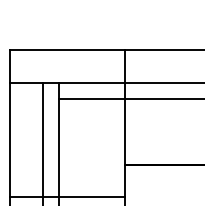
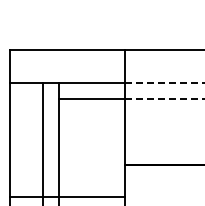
line: solid -> dashed (164, 82)
line: solid -> dashed (164, 98)
